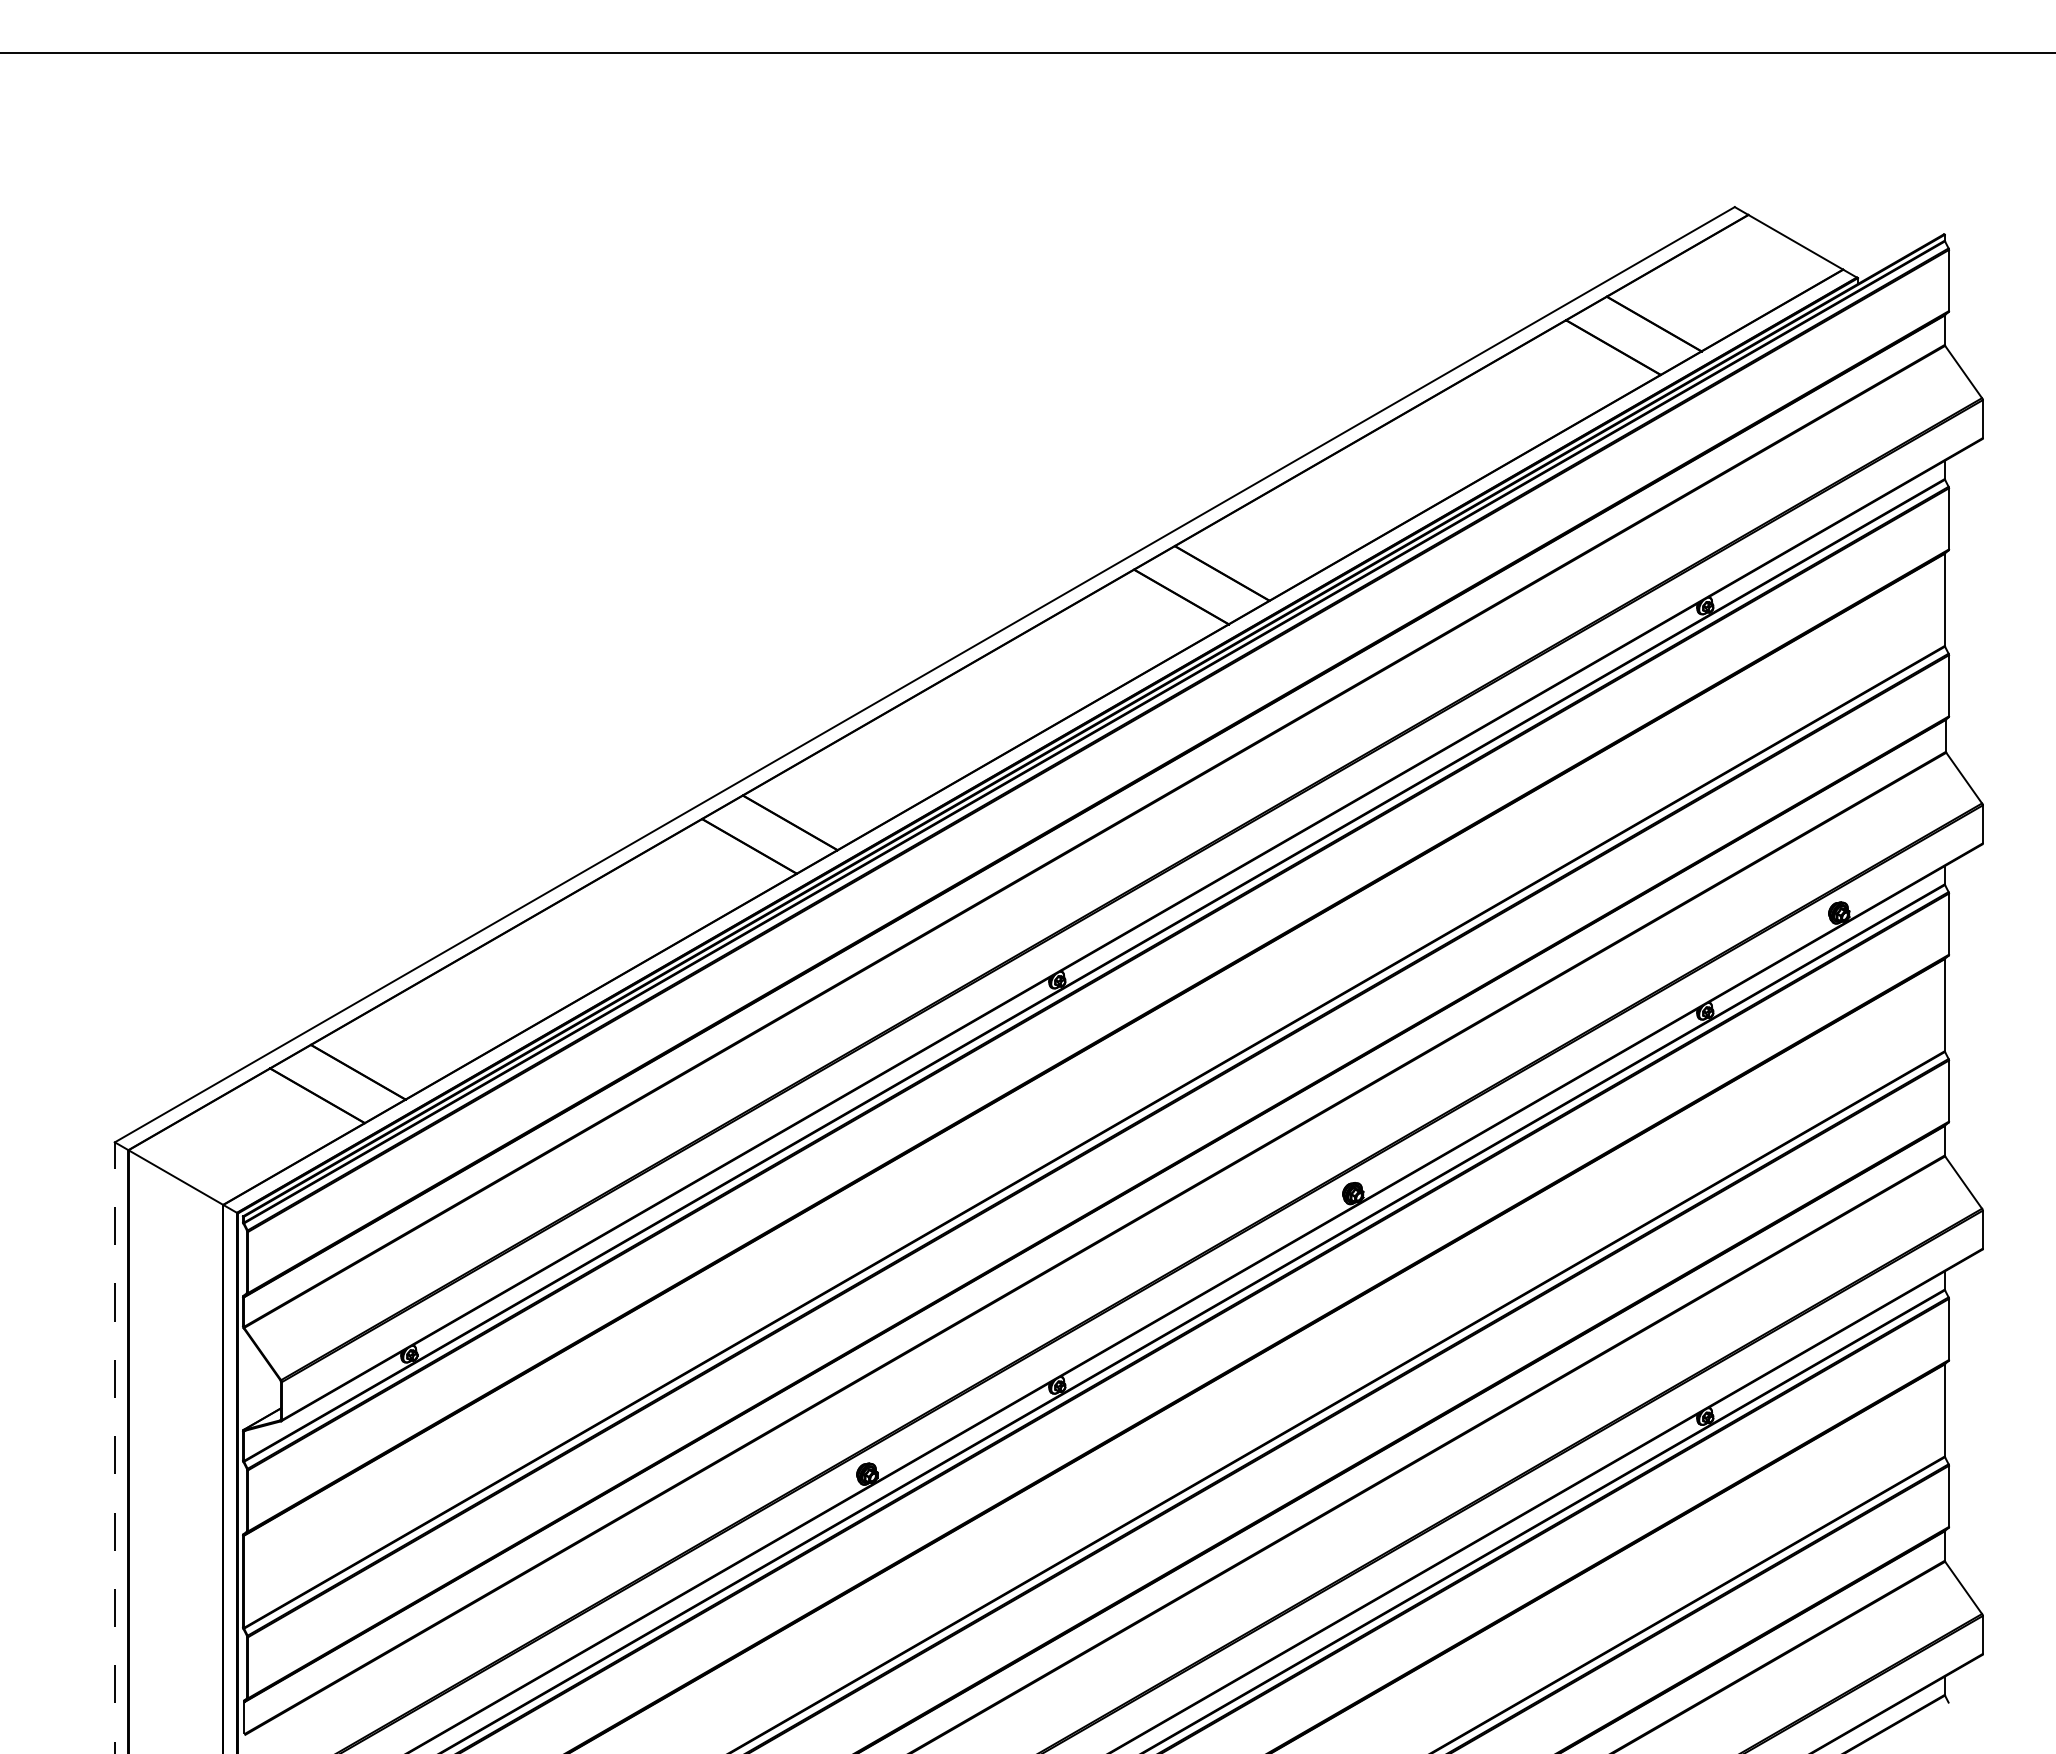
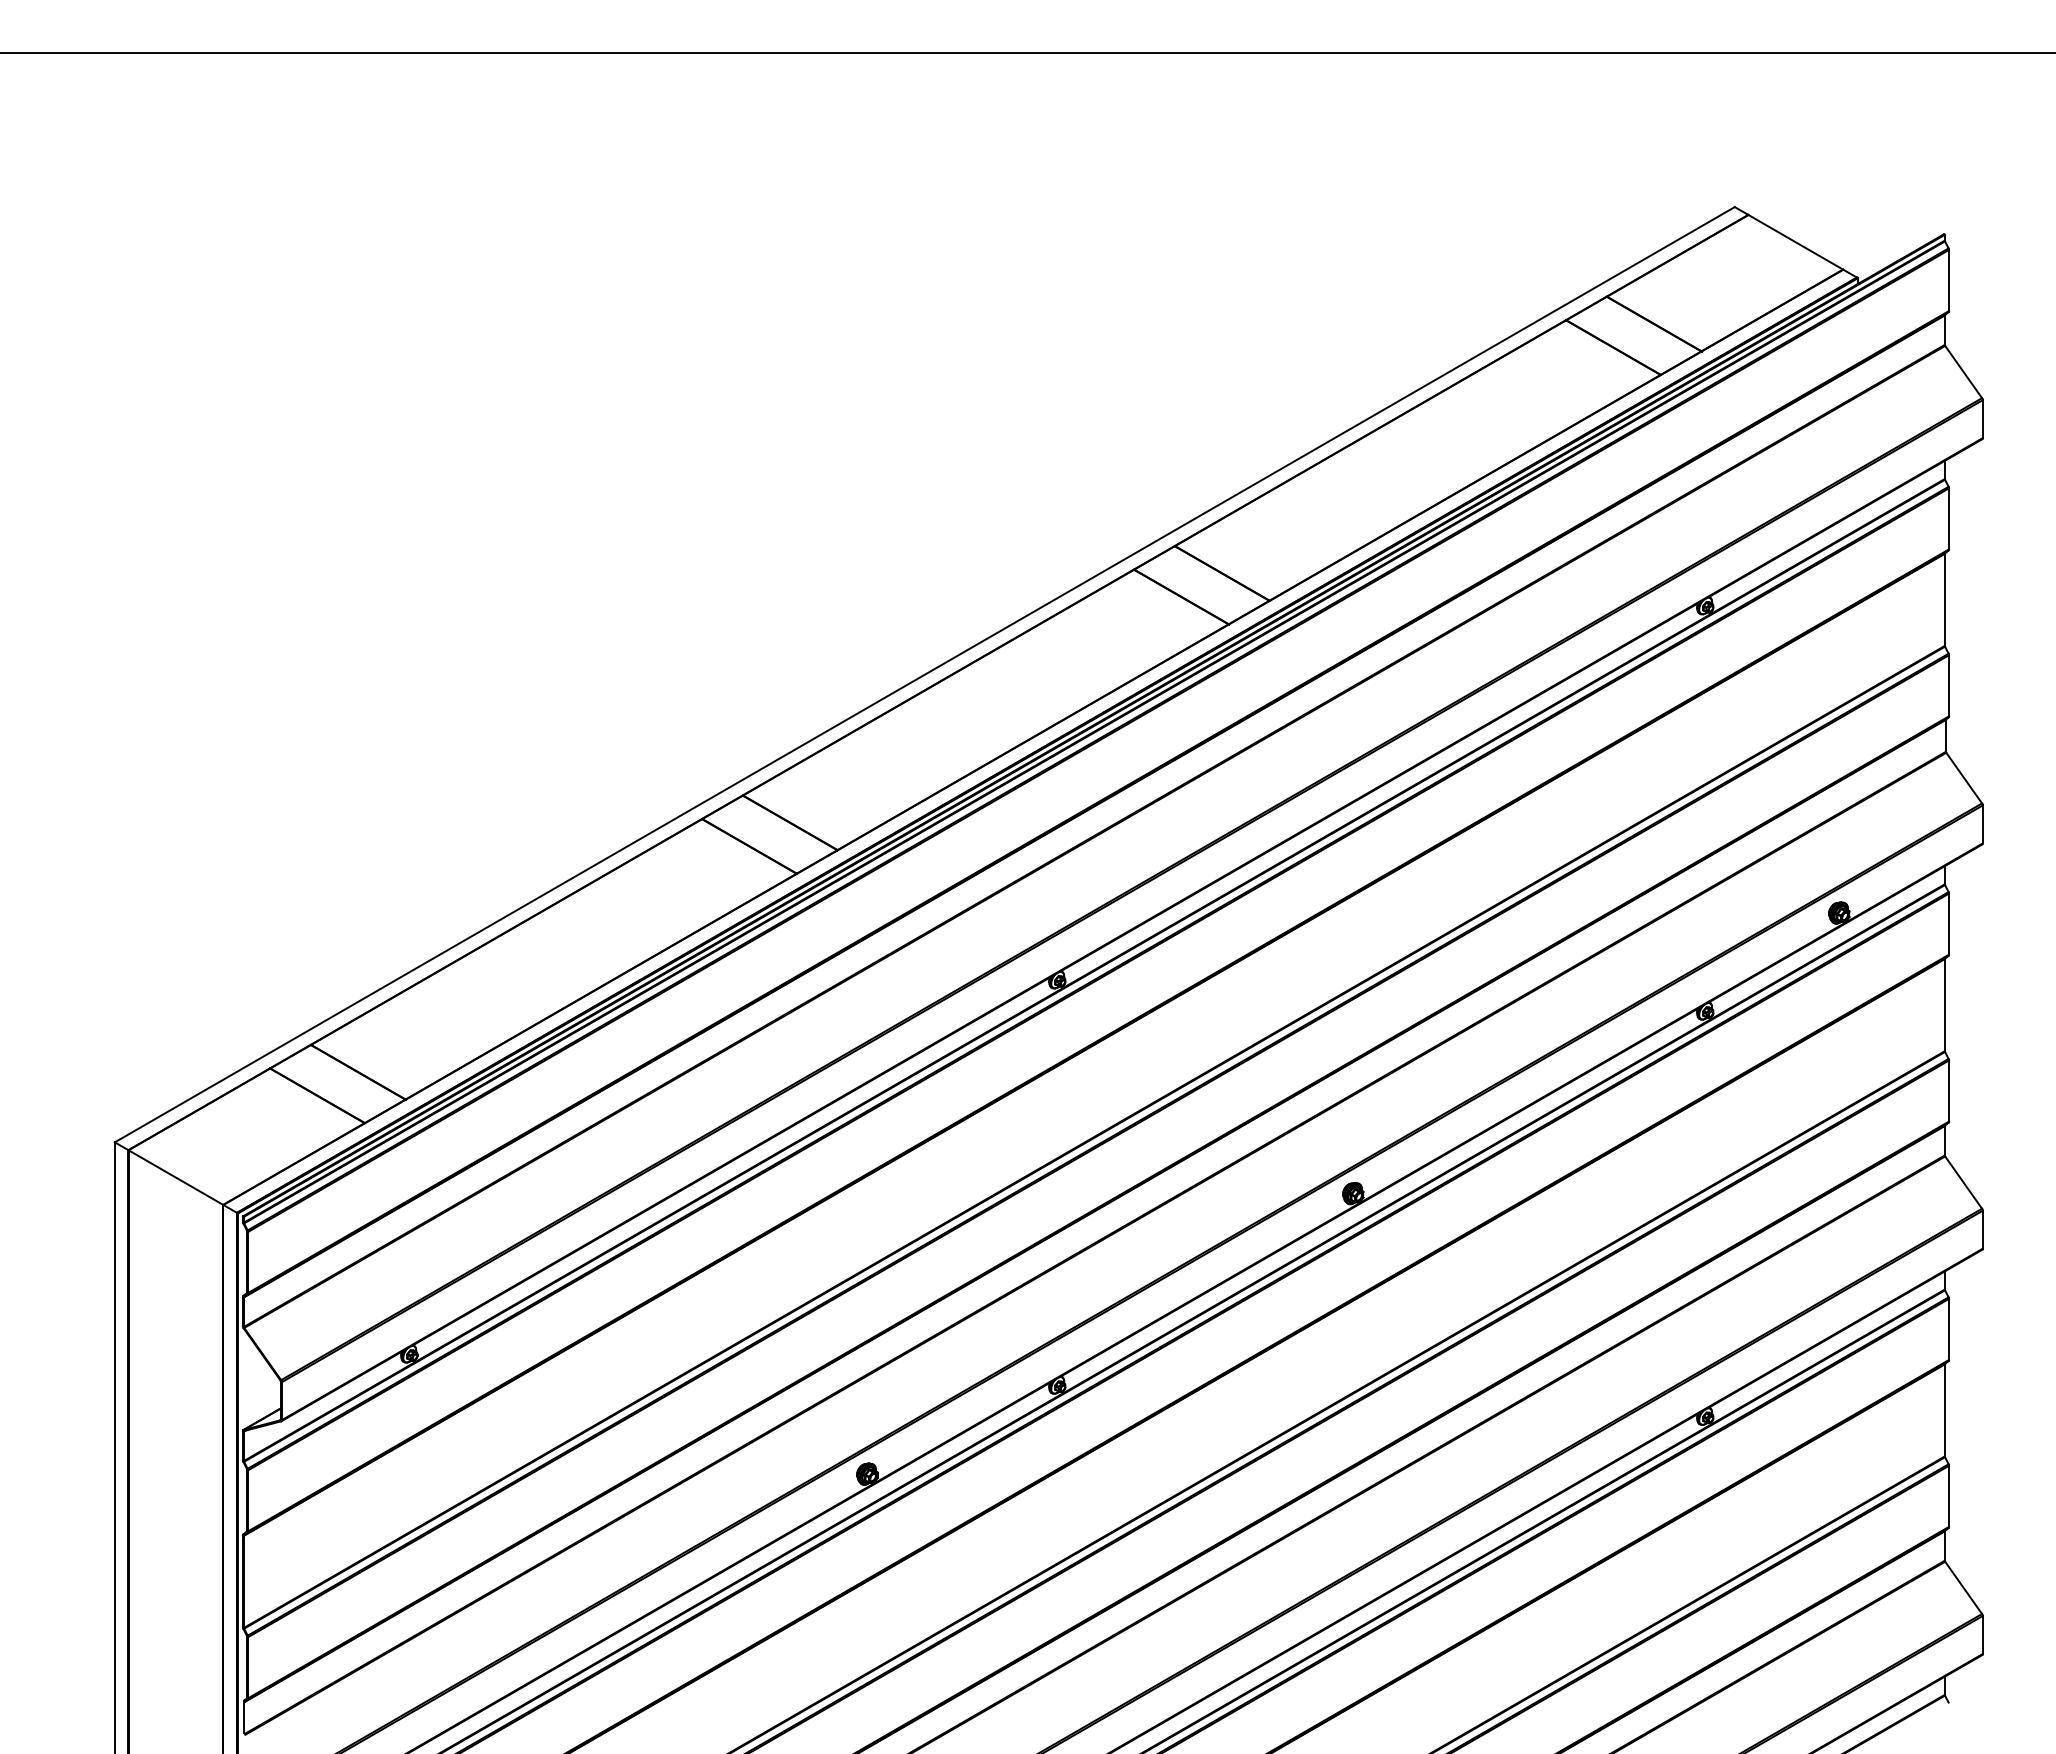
line: dashed -> solid (114, 1447)
